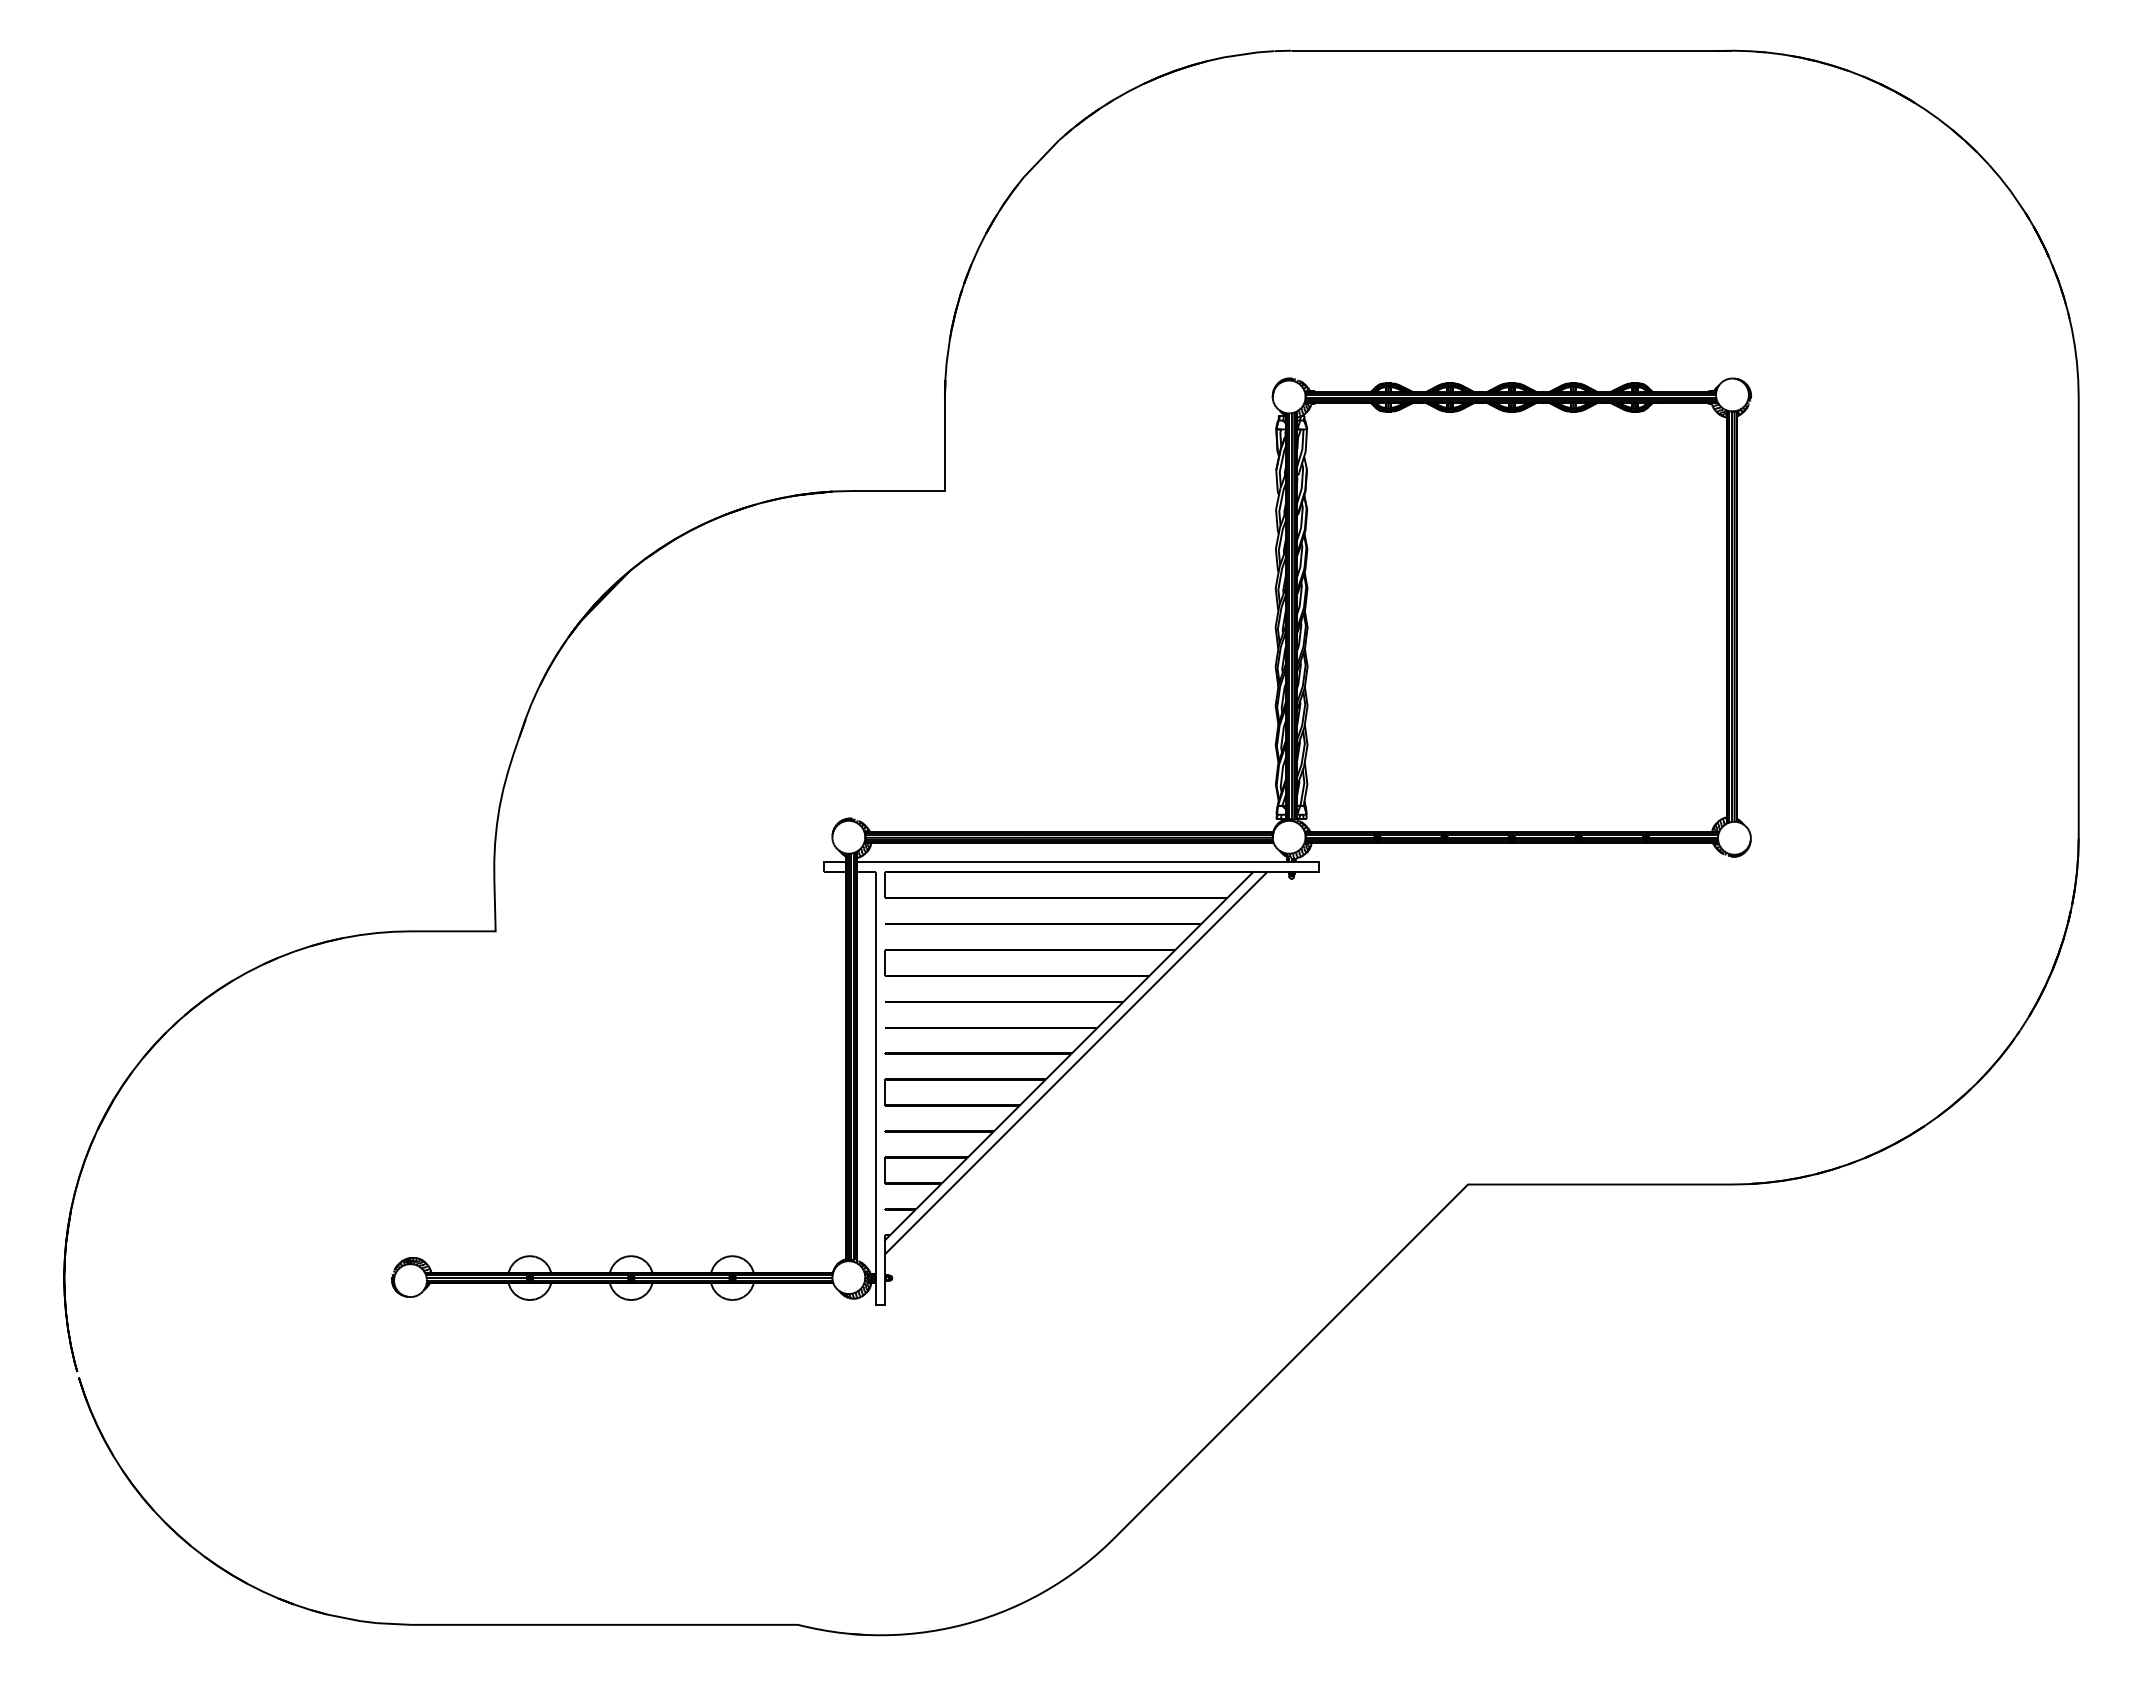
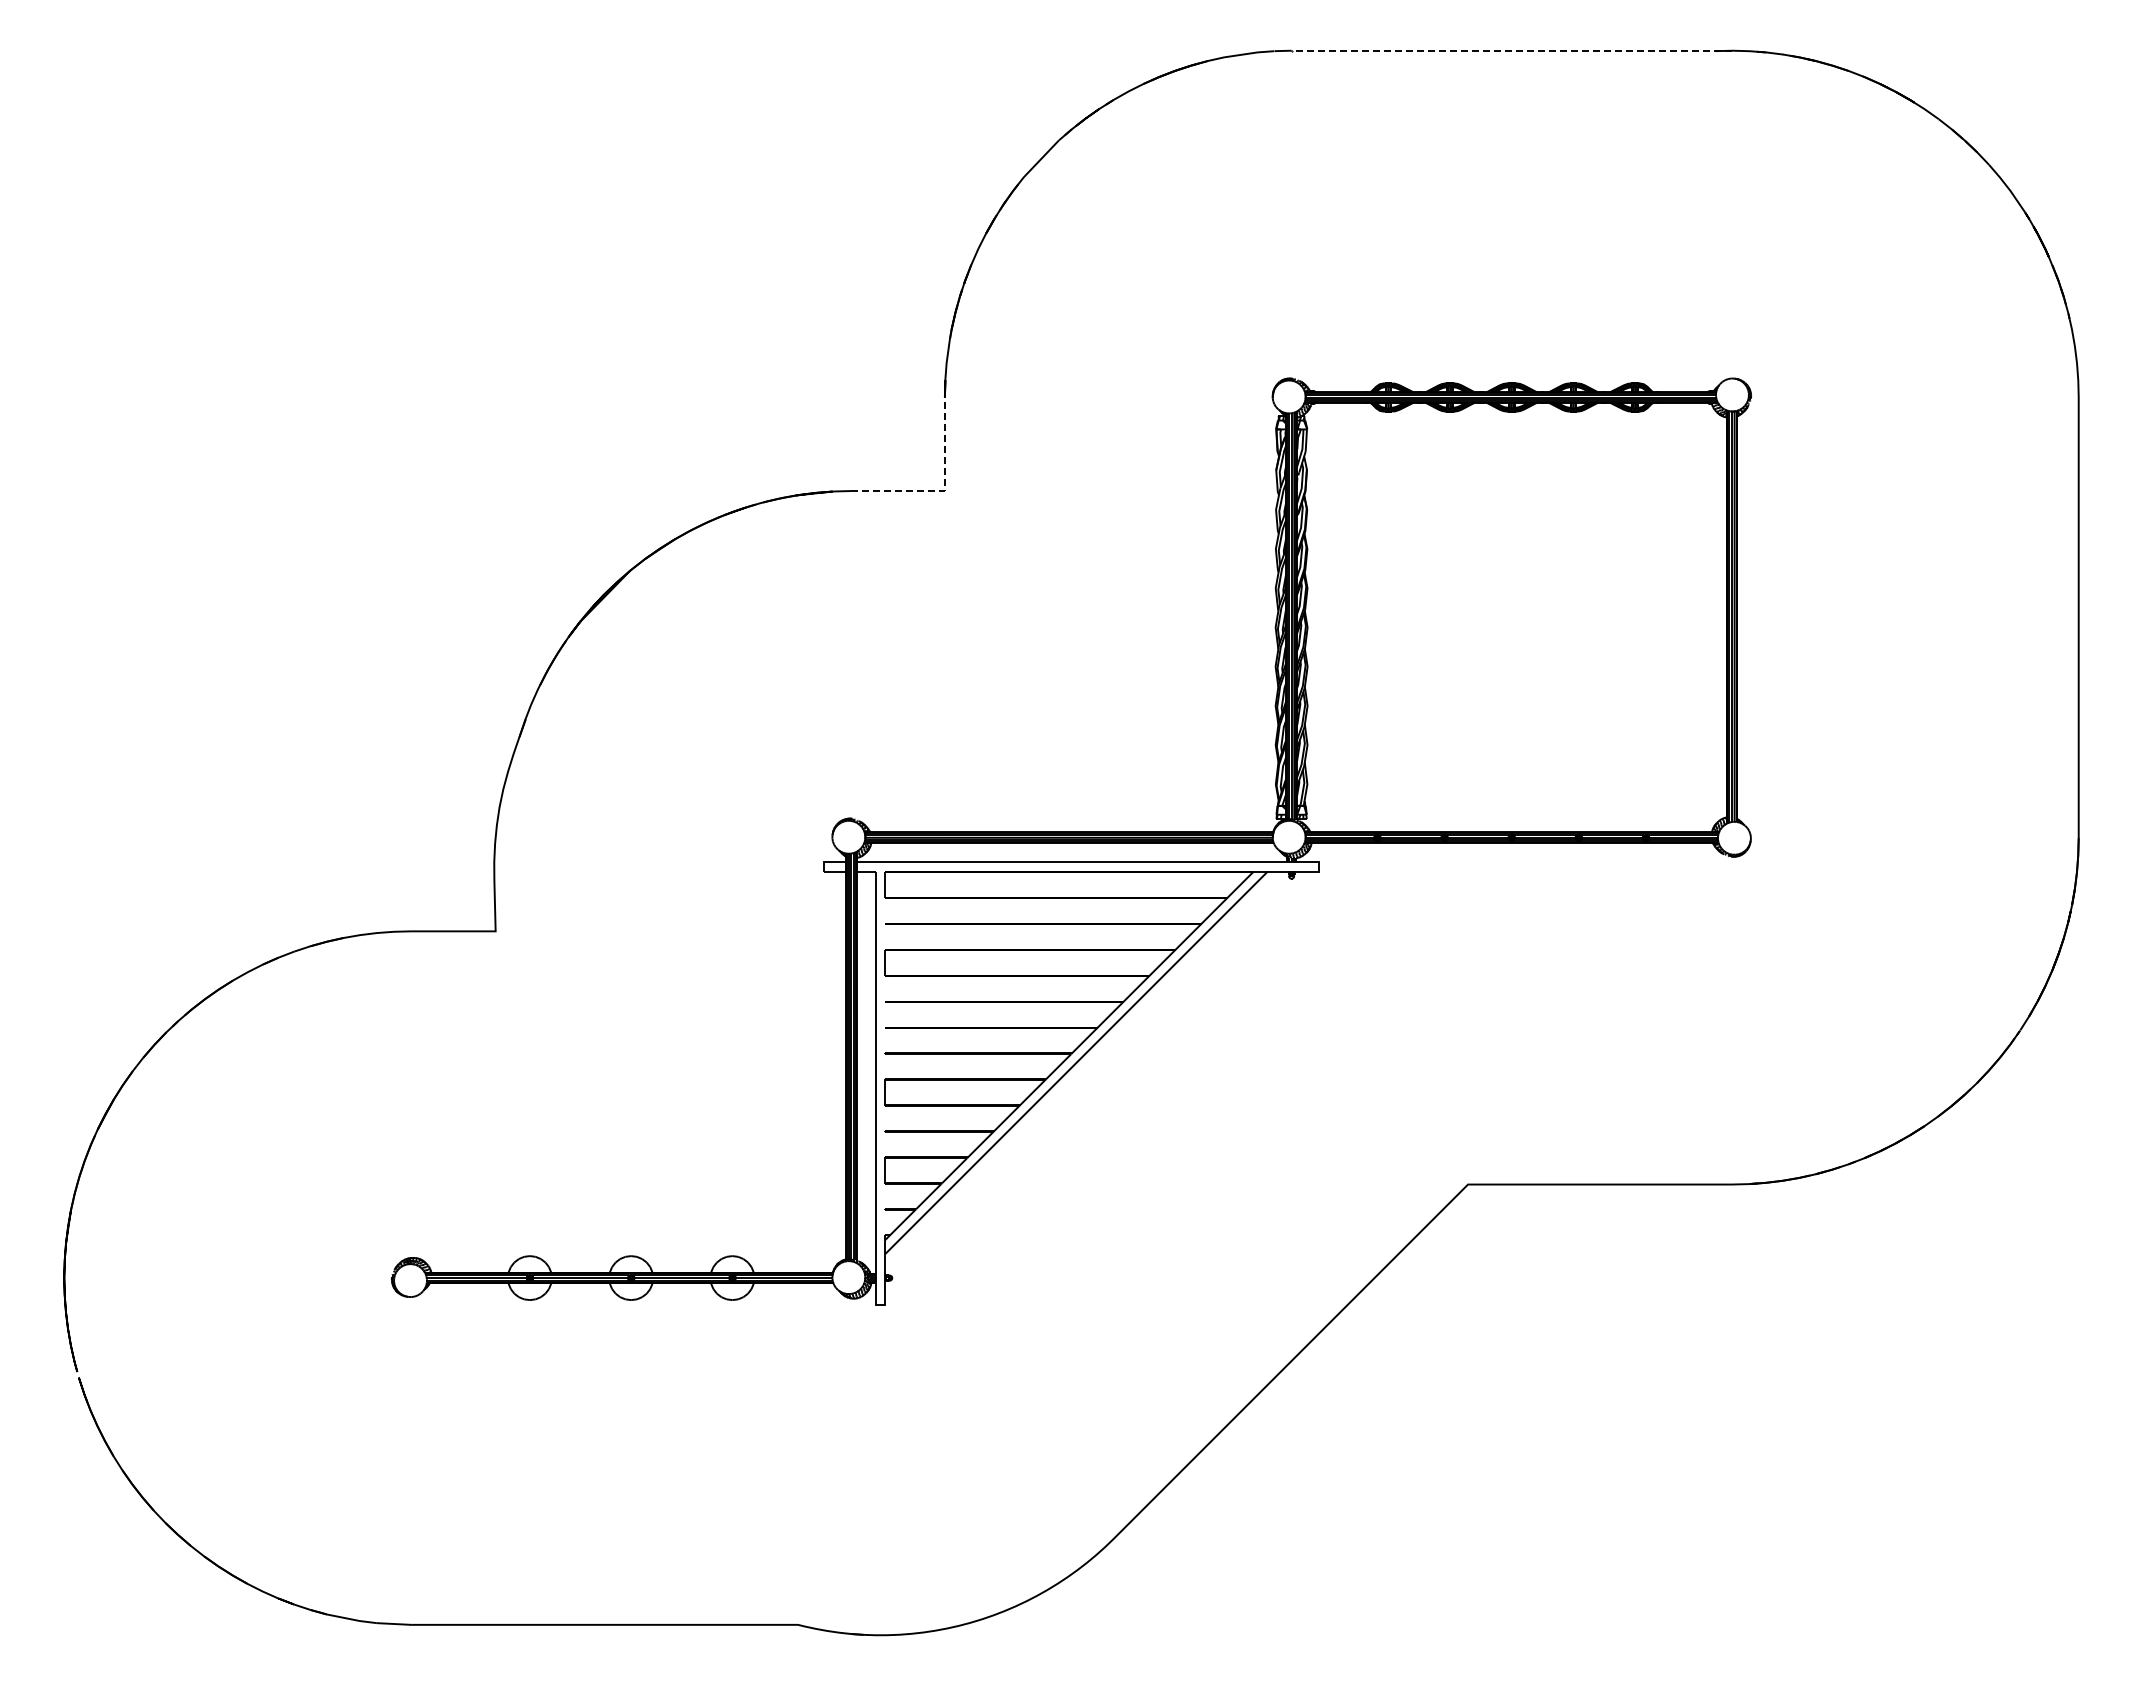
line: solid -> dashed (1510, 50)
line: solid -> dashed (944, 490)
